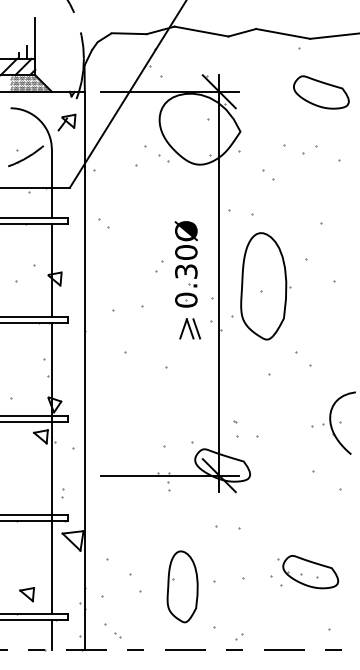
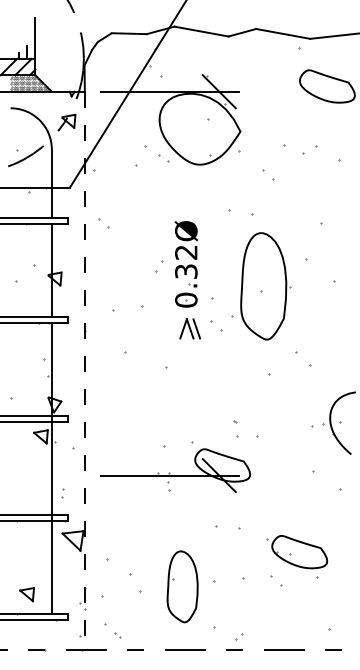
part position: (321, 92) -> (327, 86) (327, 86)
text: 0.30Ø -> 0.32Ø (186, 252)
line: present -> none (219, 283)
line: solid -> dashed (84, 371)
part position: (308, 572) -> (297, 552) (297, 552)
line: present -> none (51, 634)
